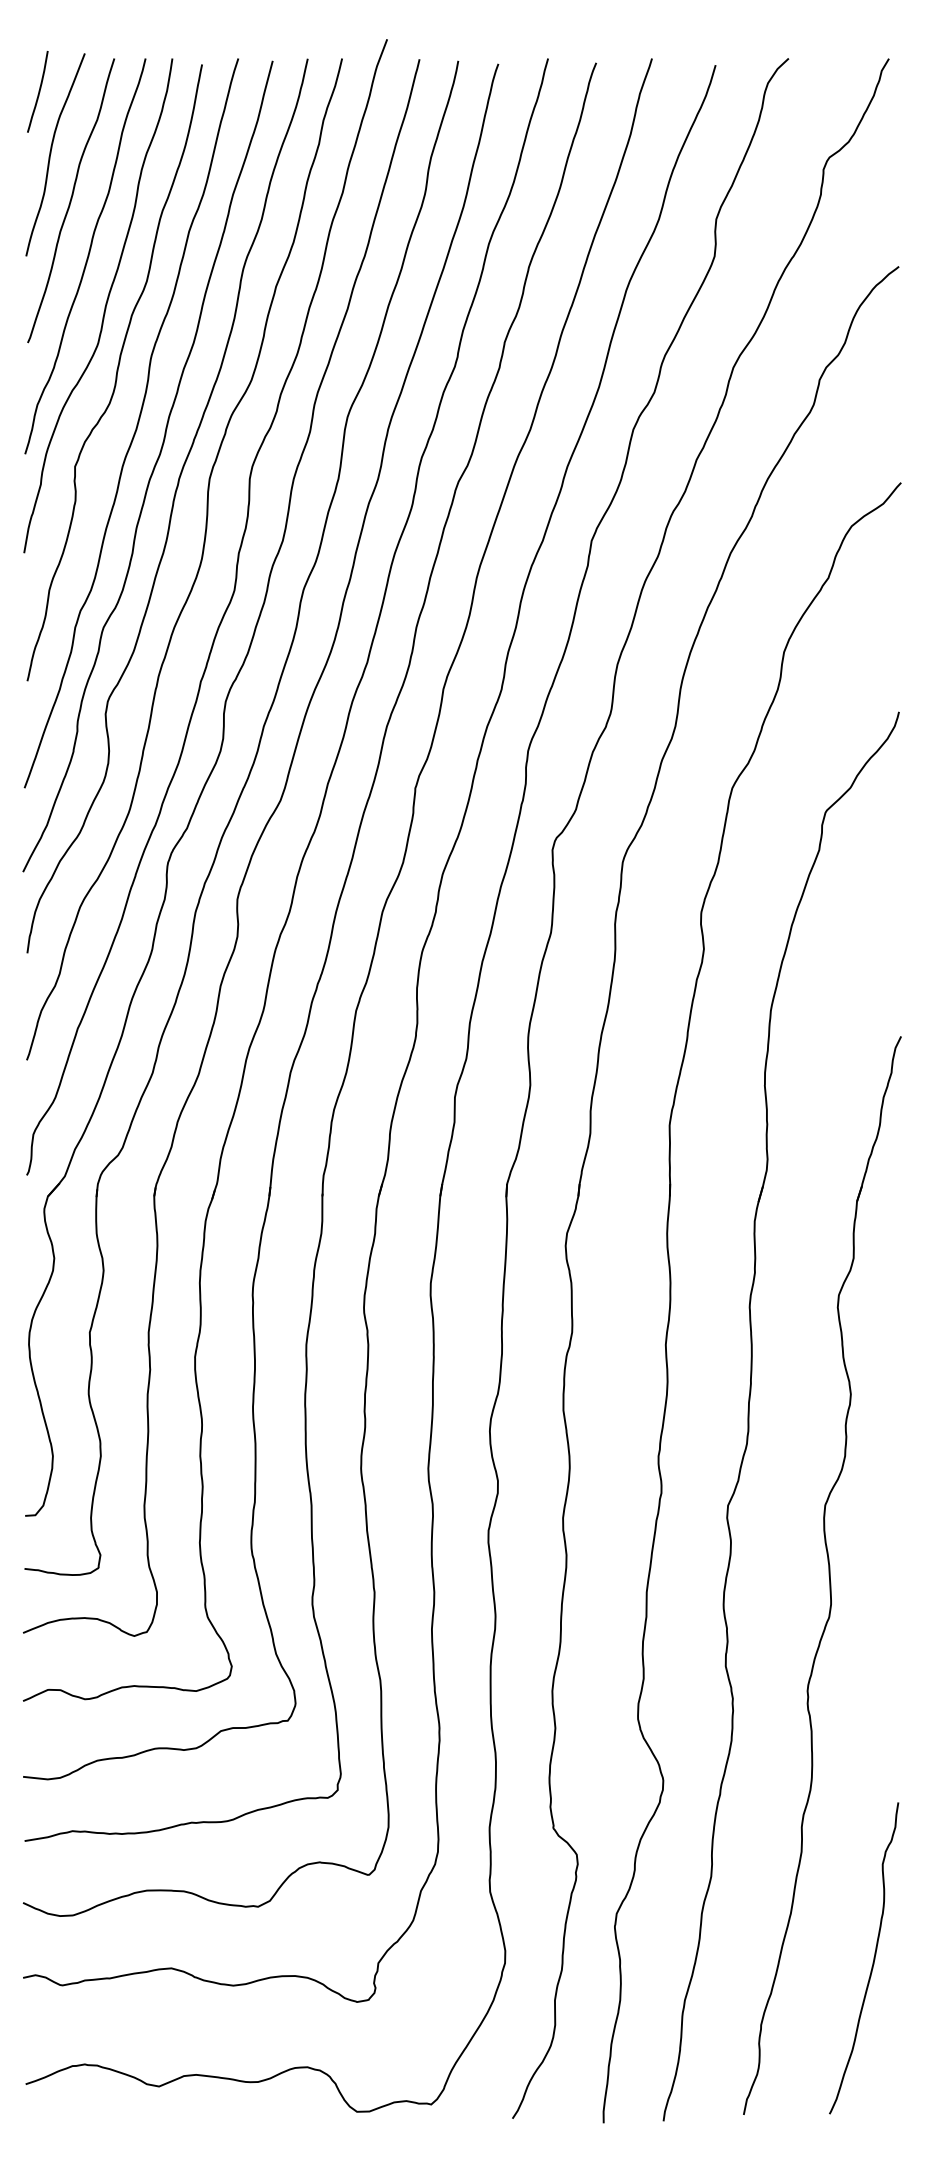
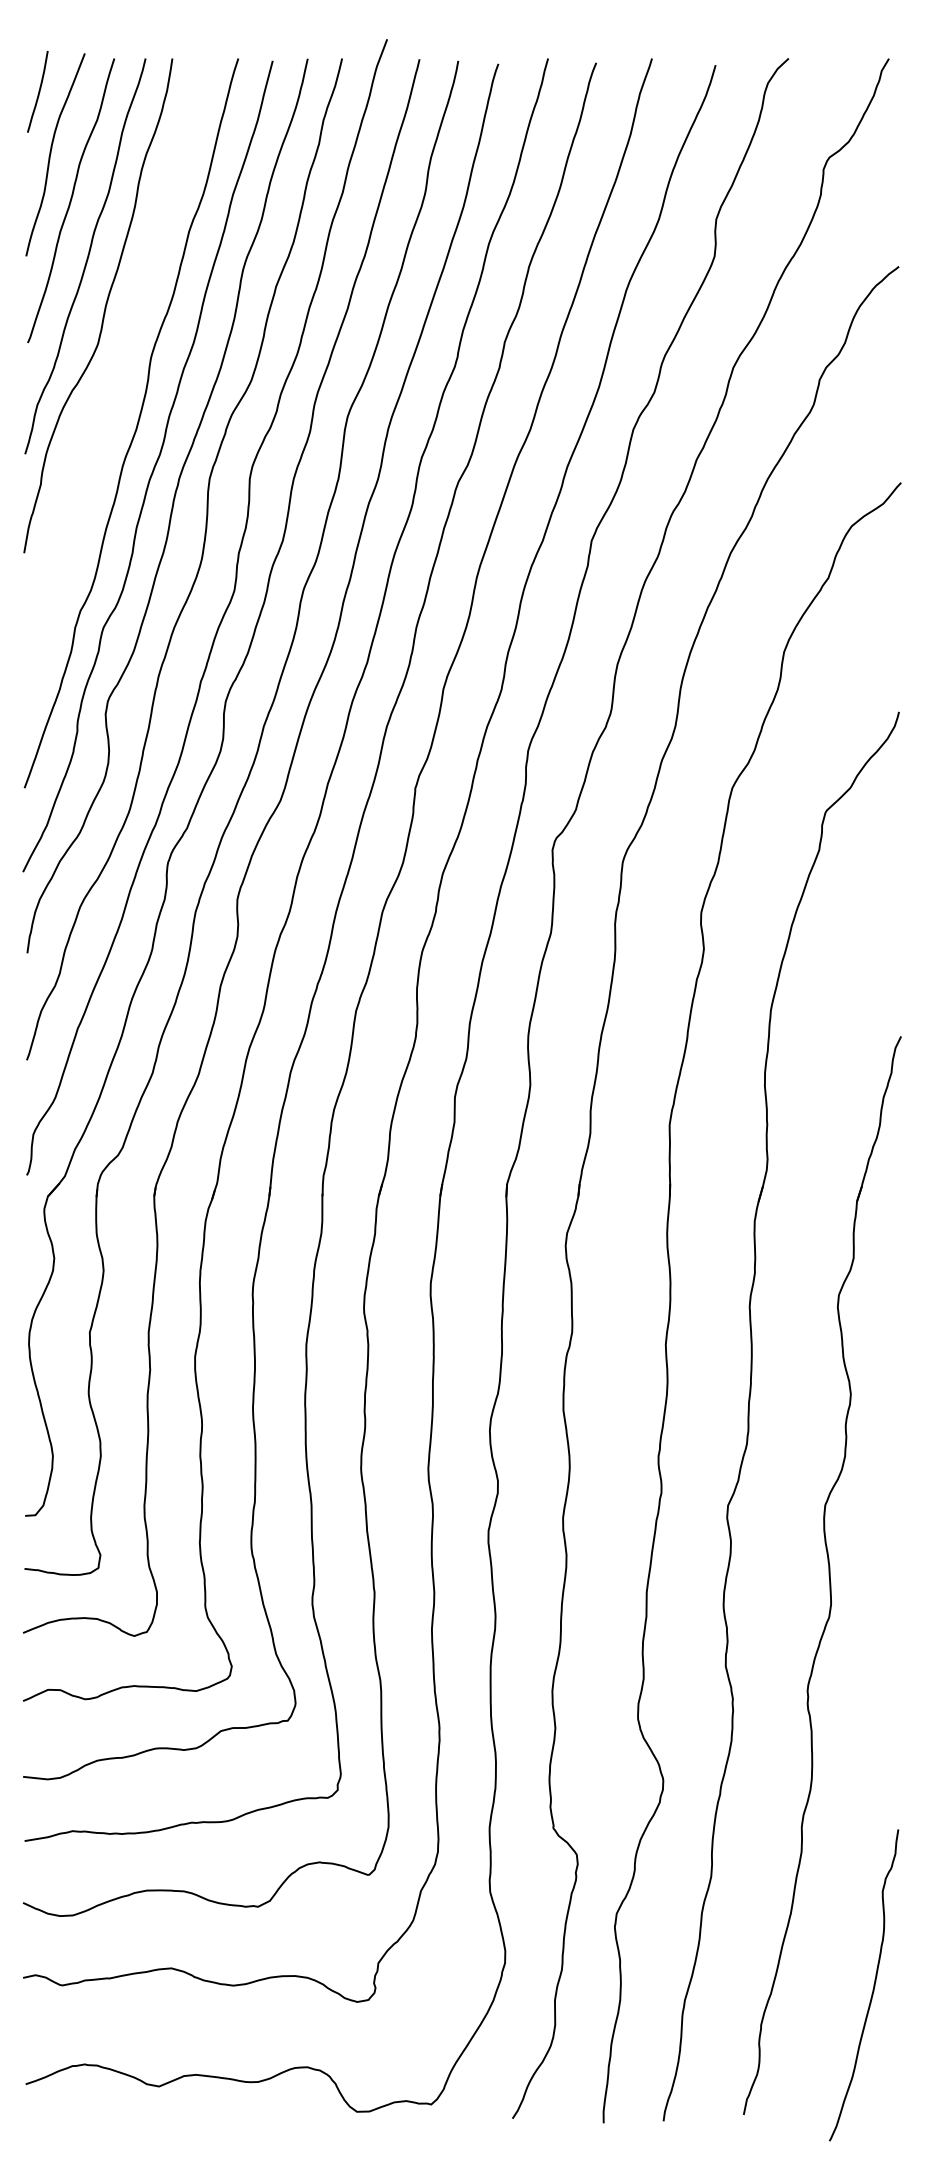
curve: present -> none (116, 372)
curve position: (872, 1962) -> (872, 1989) (872, 1989)
